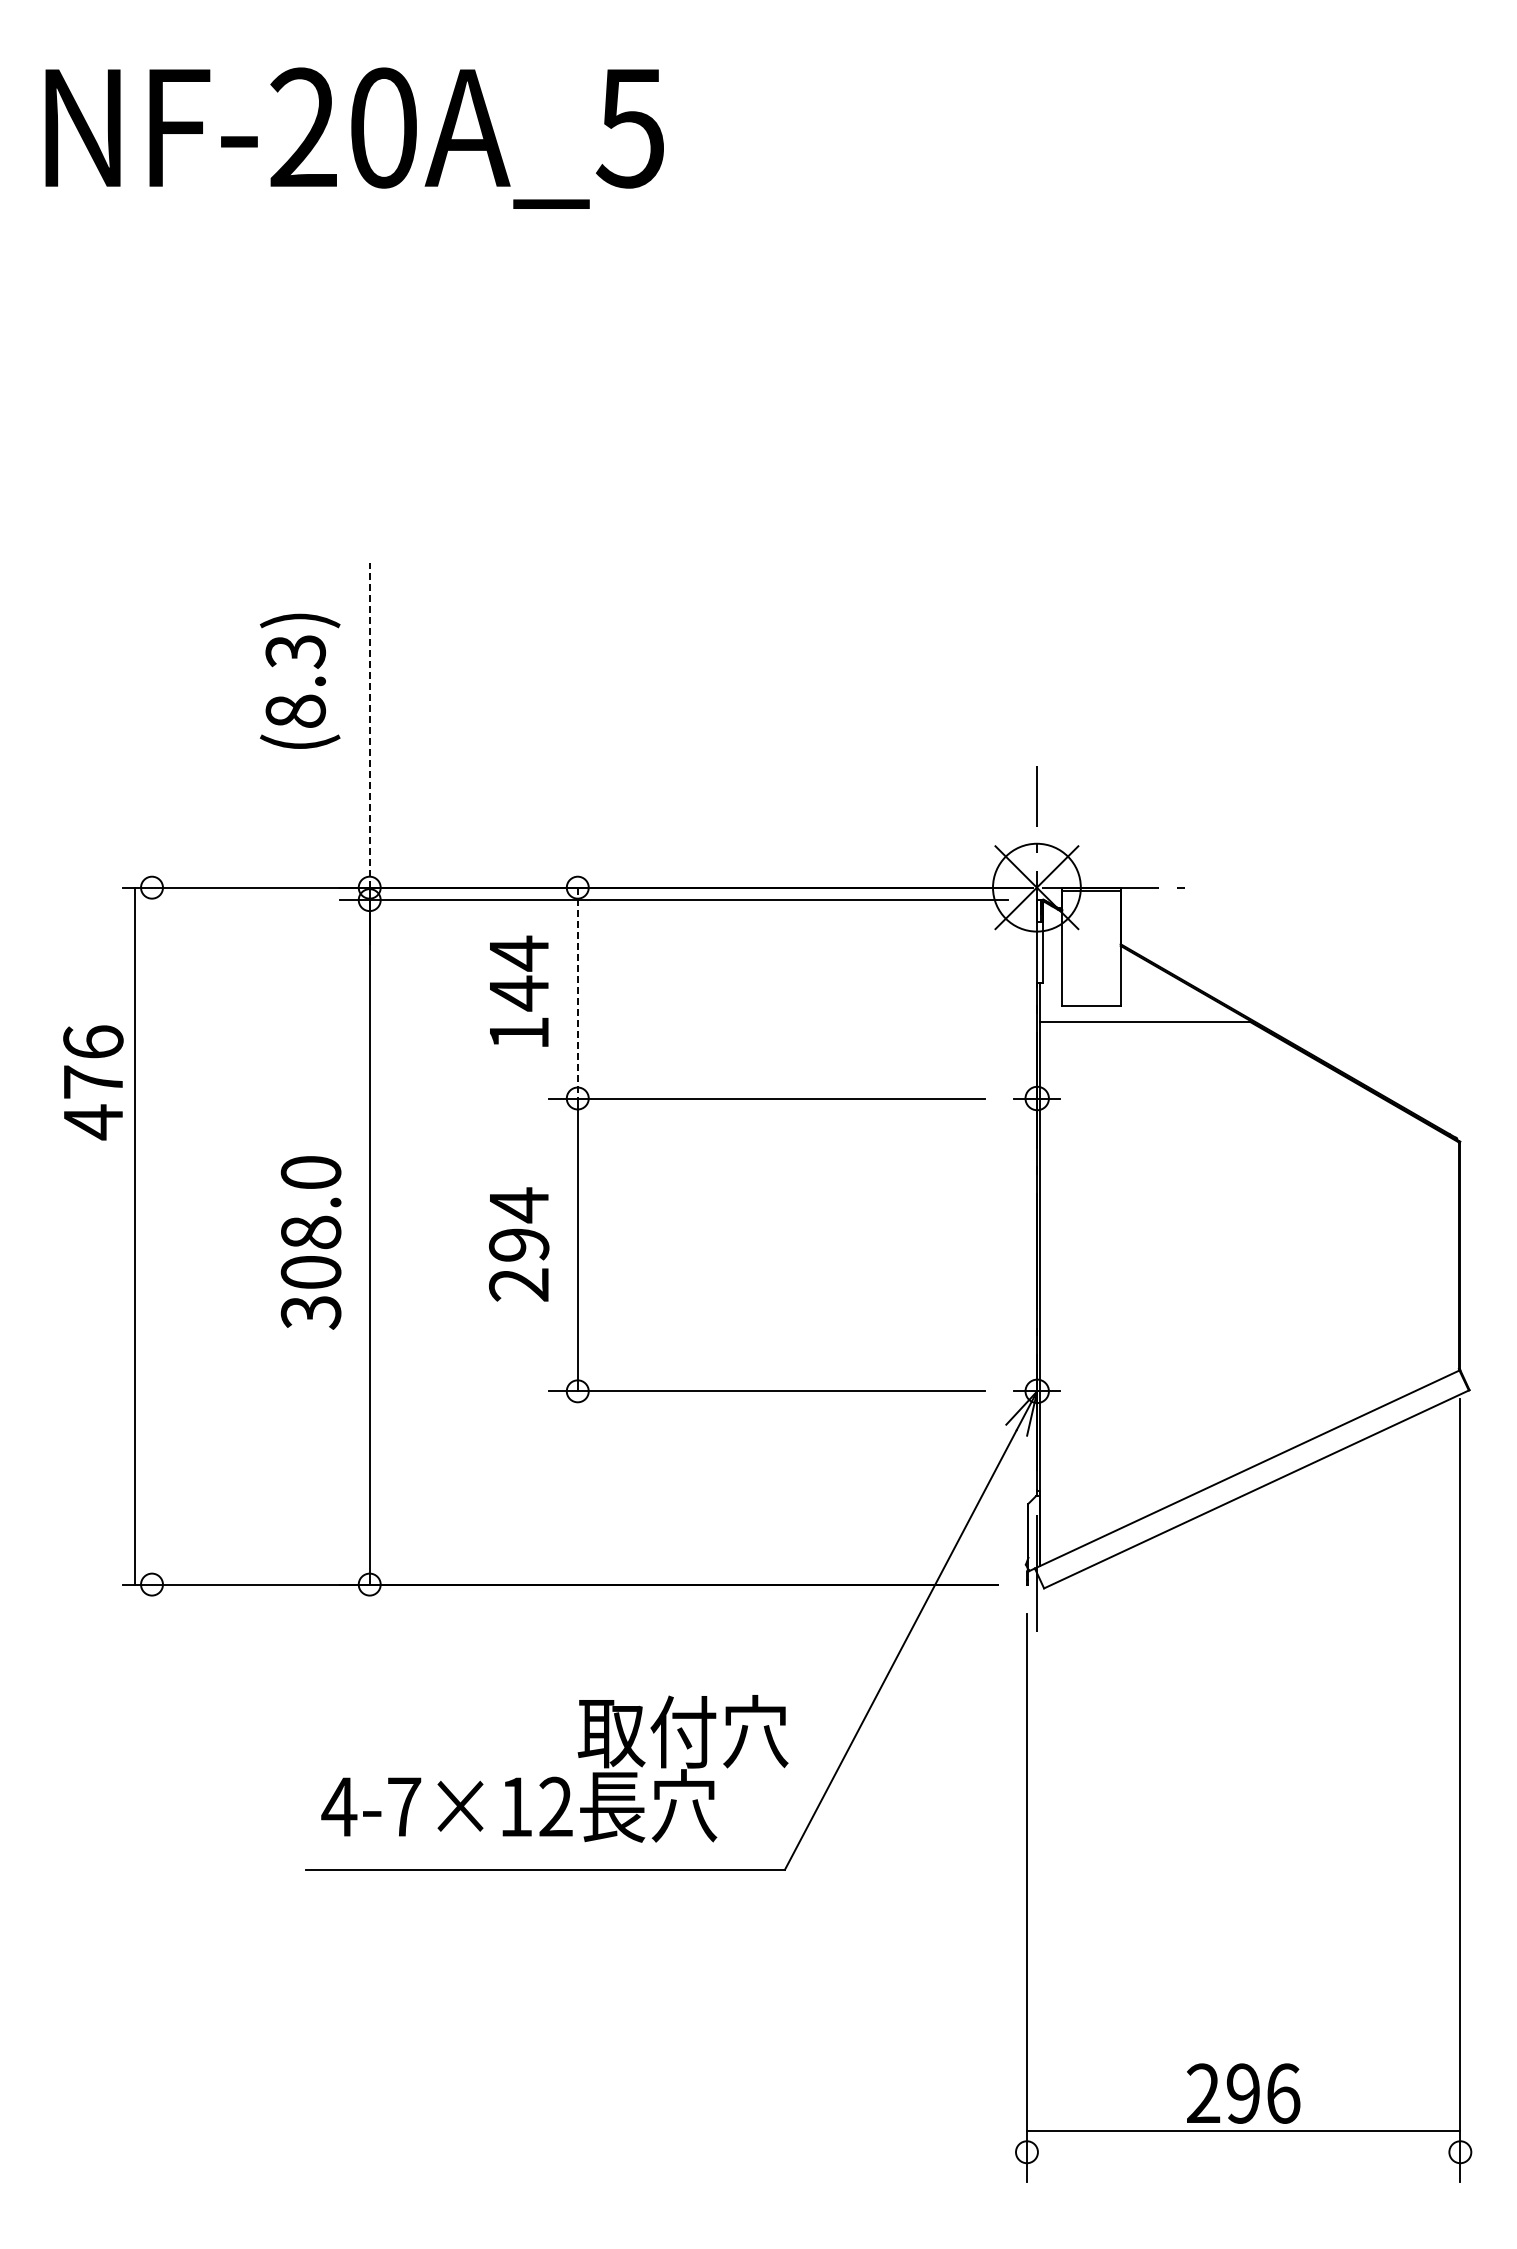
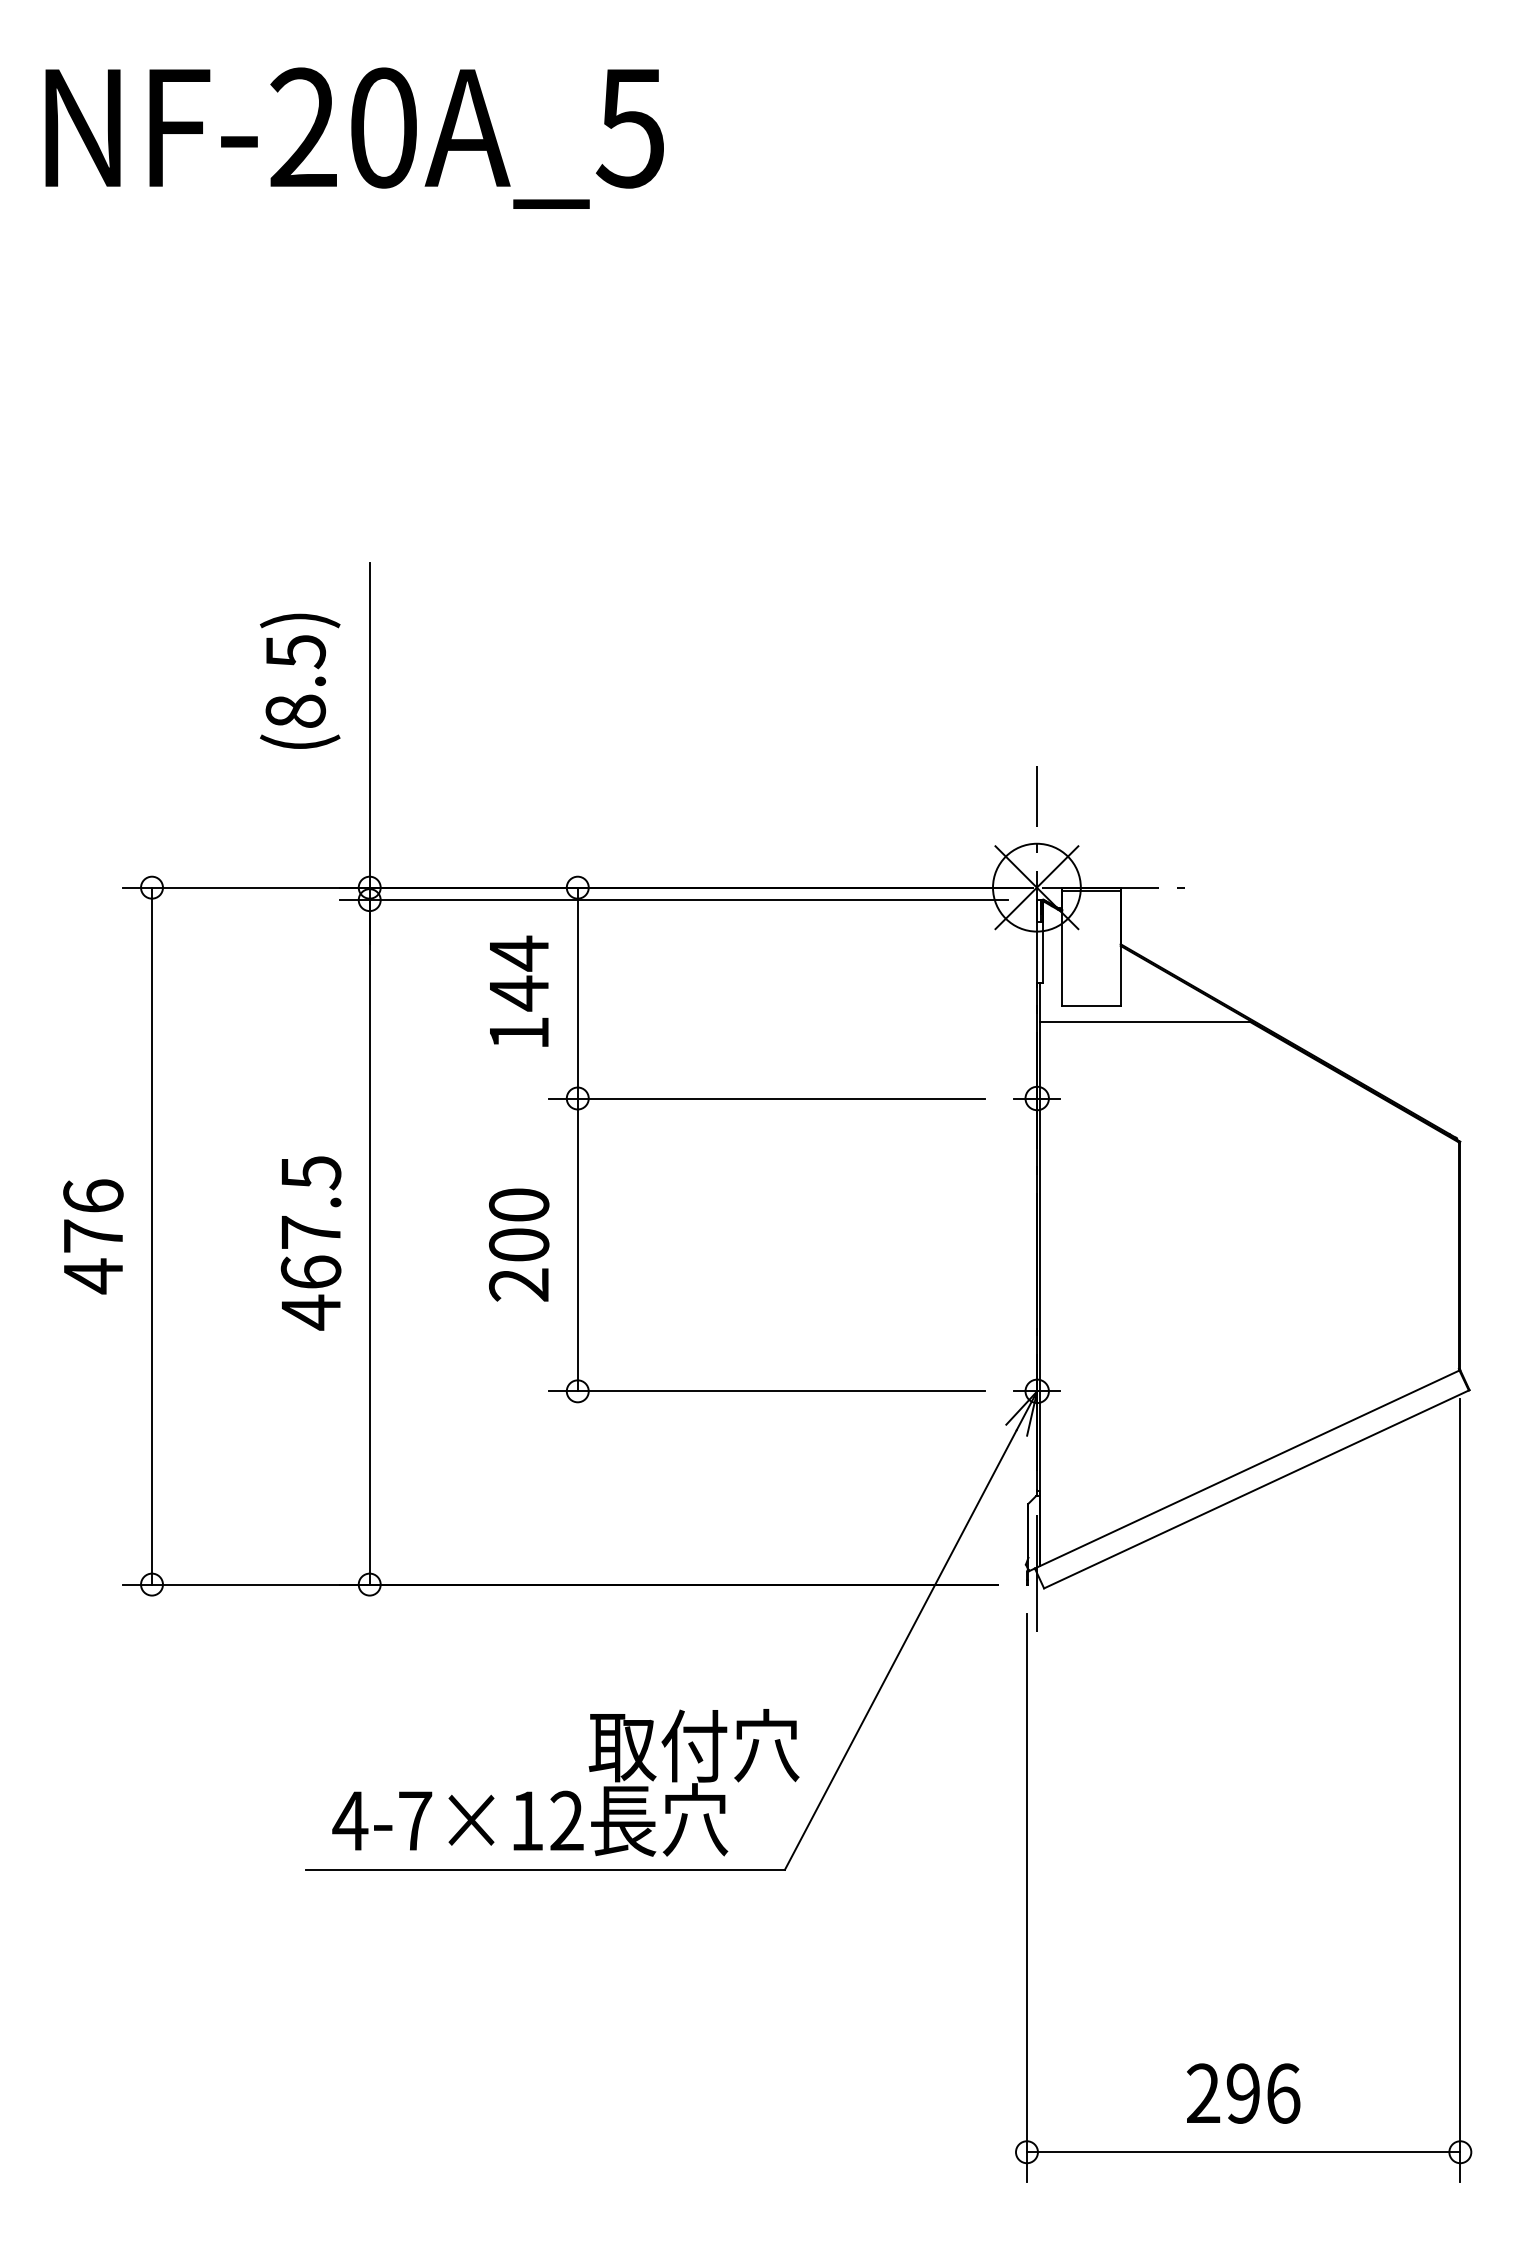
text: (8.3) -> (8.5) (295, 652)
line: dashed -> solid (369, 724)
line: dashed -> solid (577, 993)
text position: (93, 1082) -> (93, 1236) (93, 1236)
text: 294 -> 200 (519, 1224)
line position: (135, 1235) -> (152, 1235) (152, 1235)
text: 308.0 -> 467.5 (310, 1243)
text position: (554, 1768) -> (565, 1782) (565, 1782)
line position: (1243, 2131) -> (1243, 2152) (1243, 2152)
